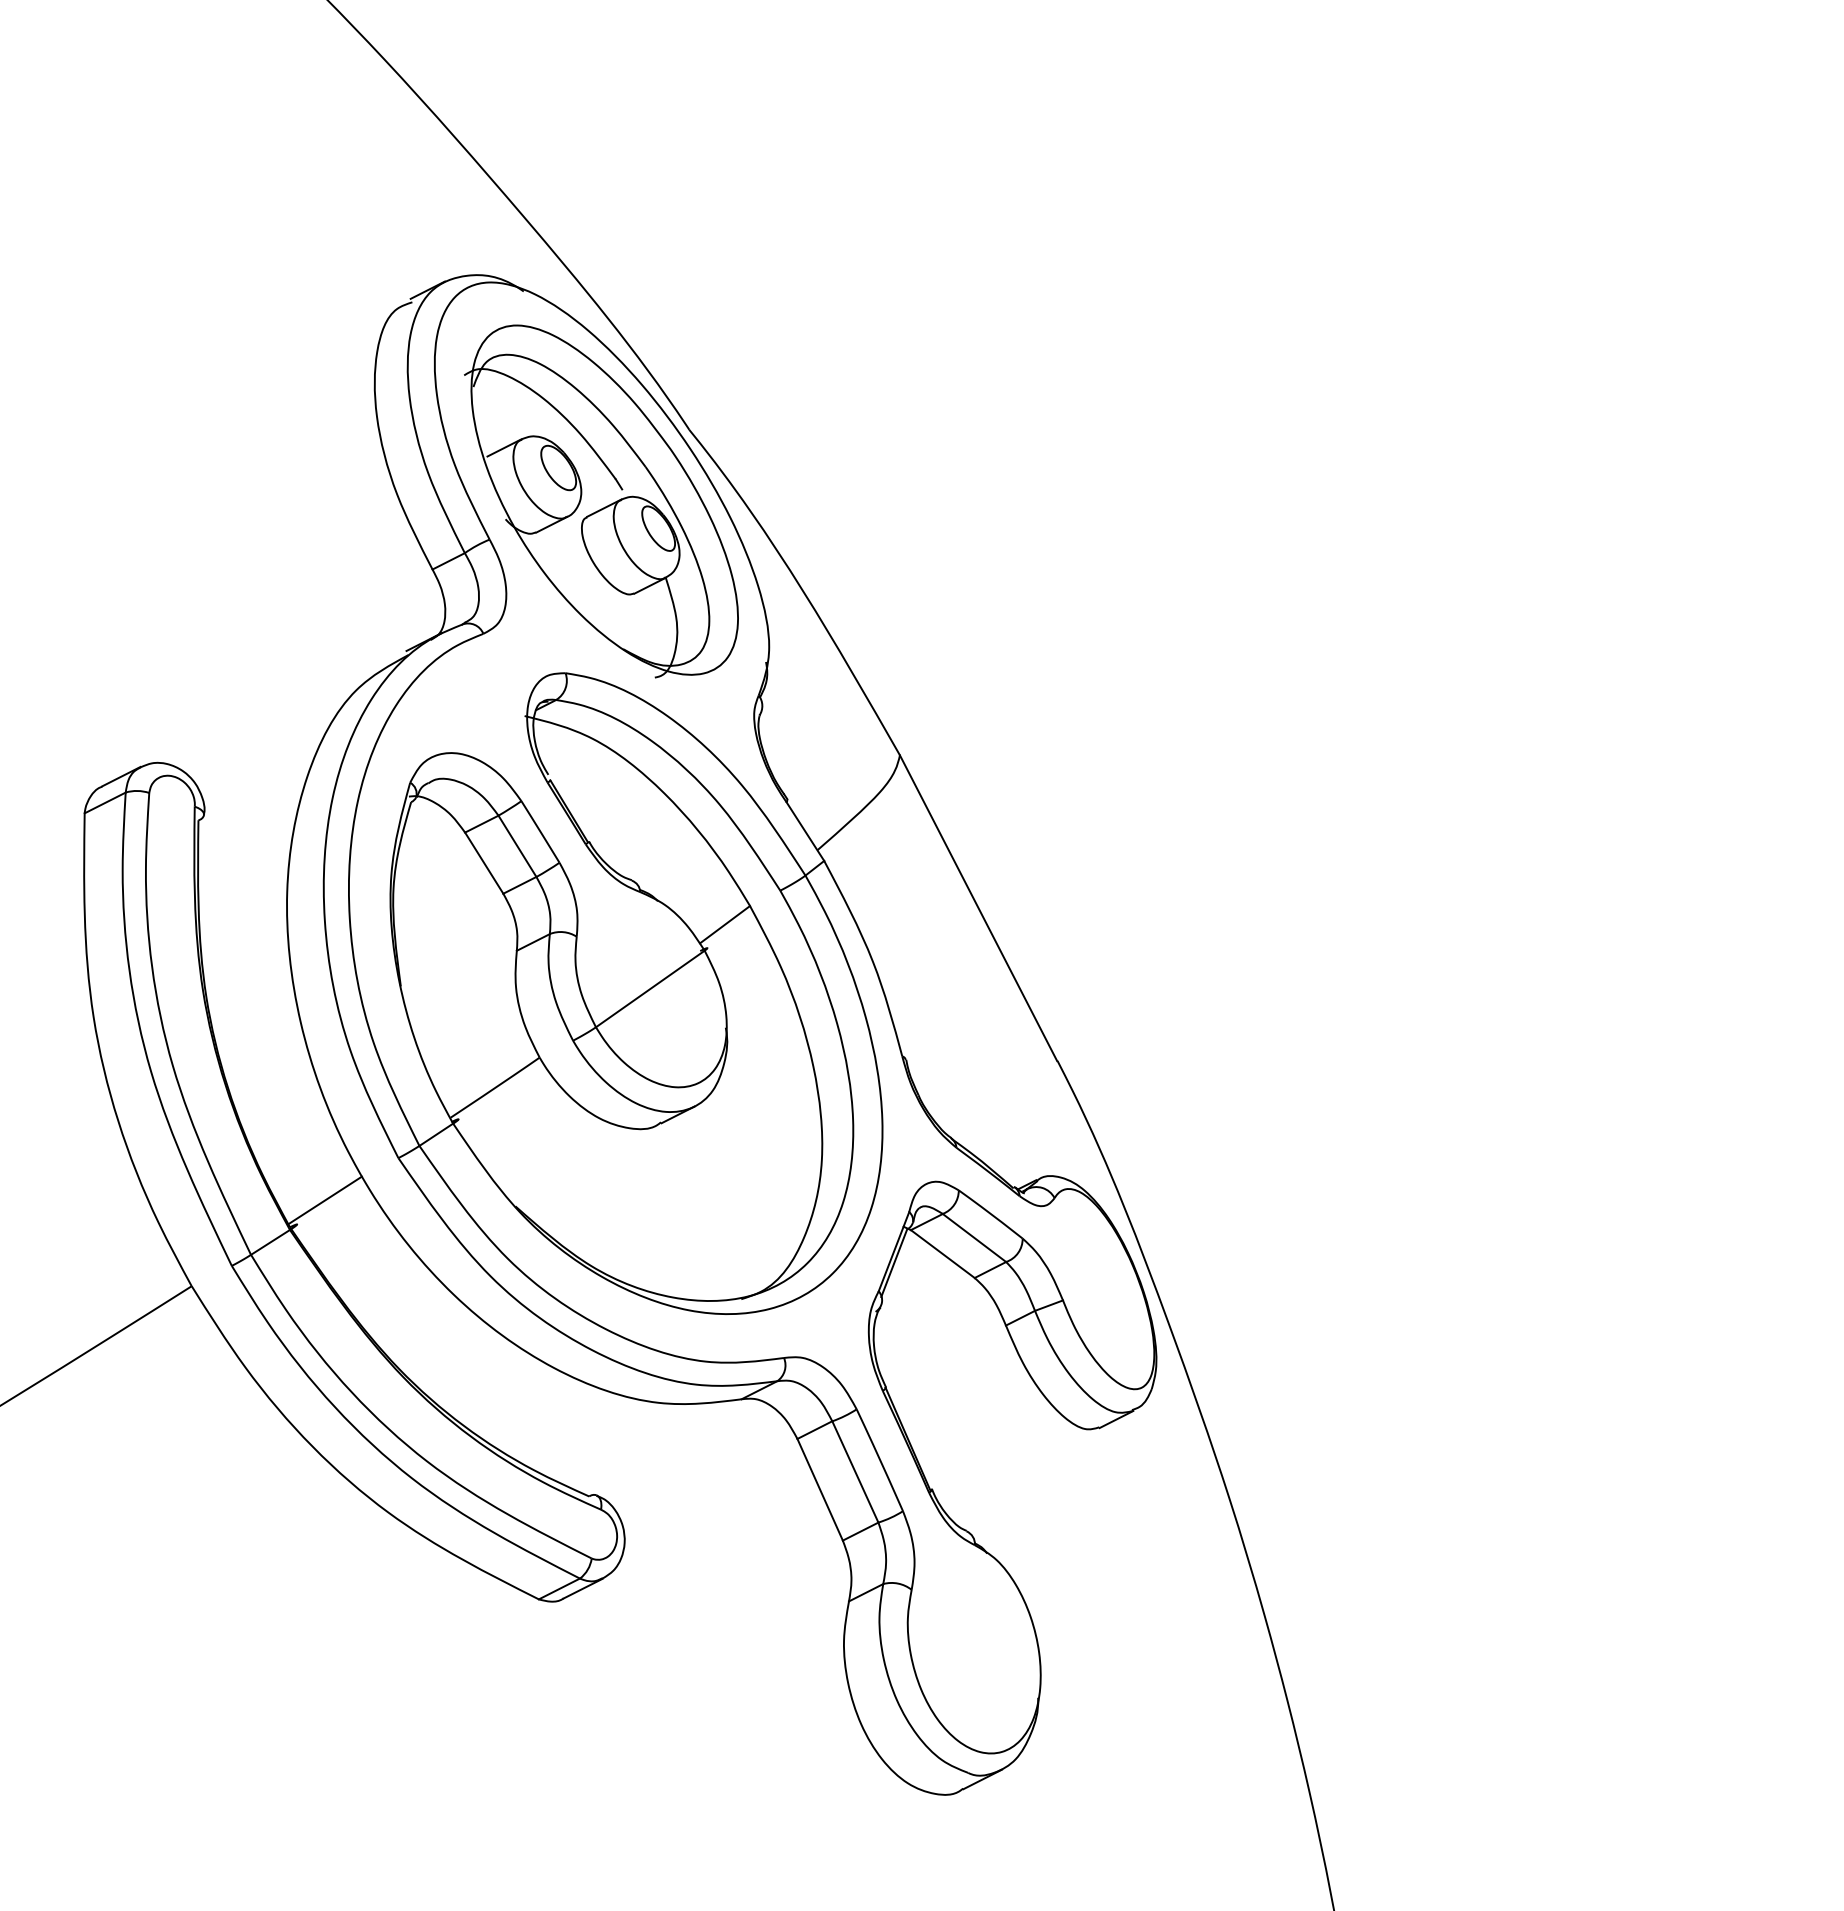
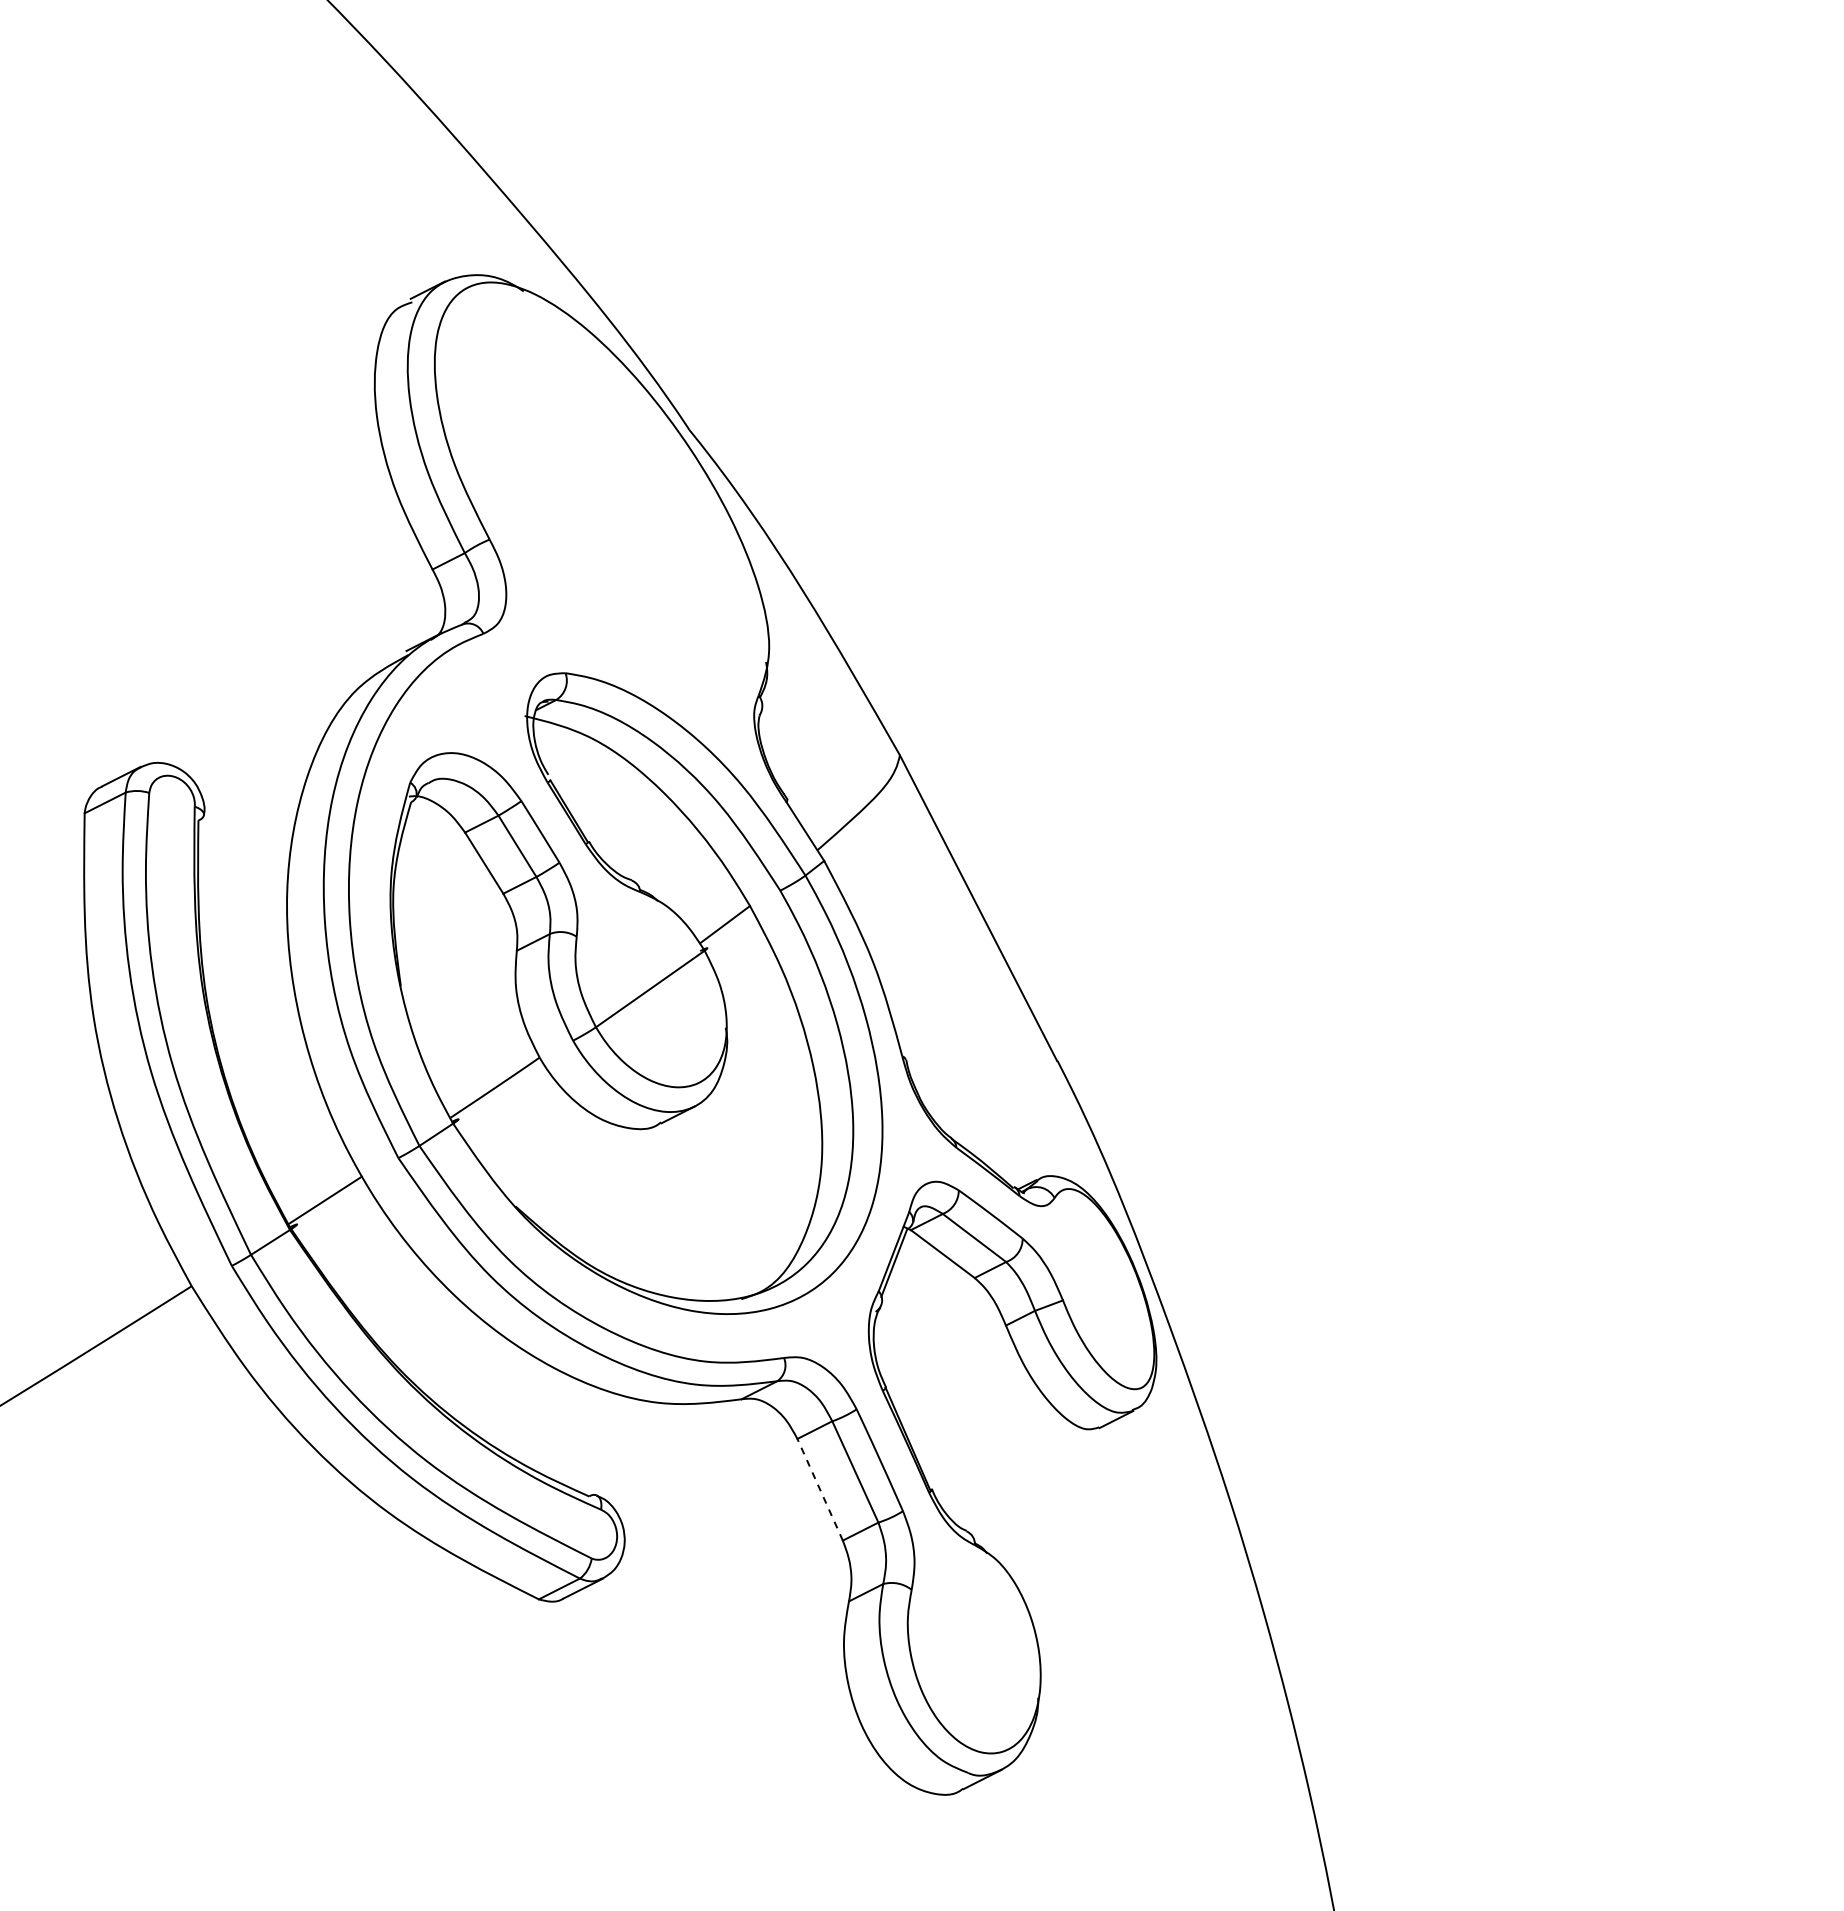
part: present -> none (601, 501)
line: solid -> dashed (820, 1489)
